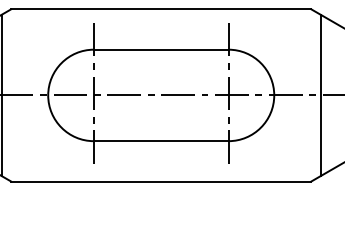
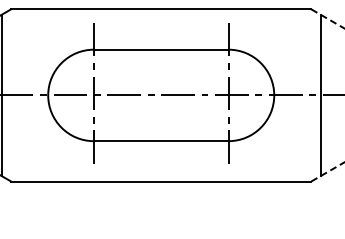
line: solid -> dashed (328, 19)
line: solid -> dashed (328, 171)
